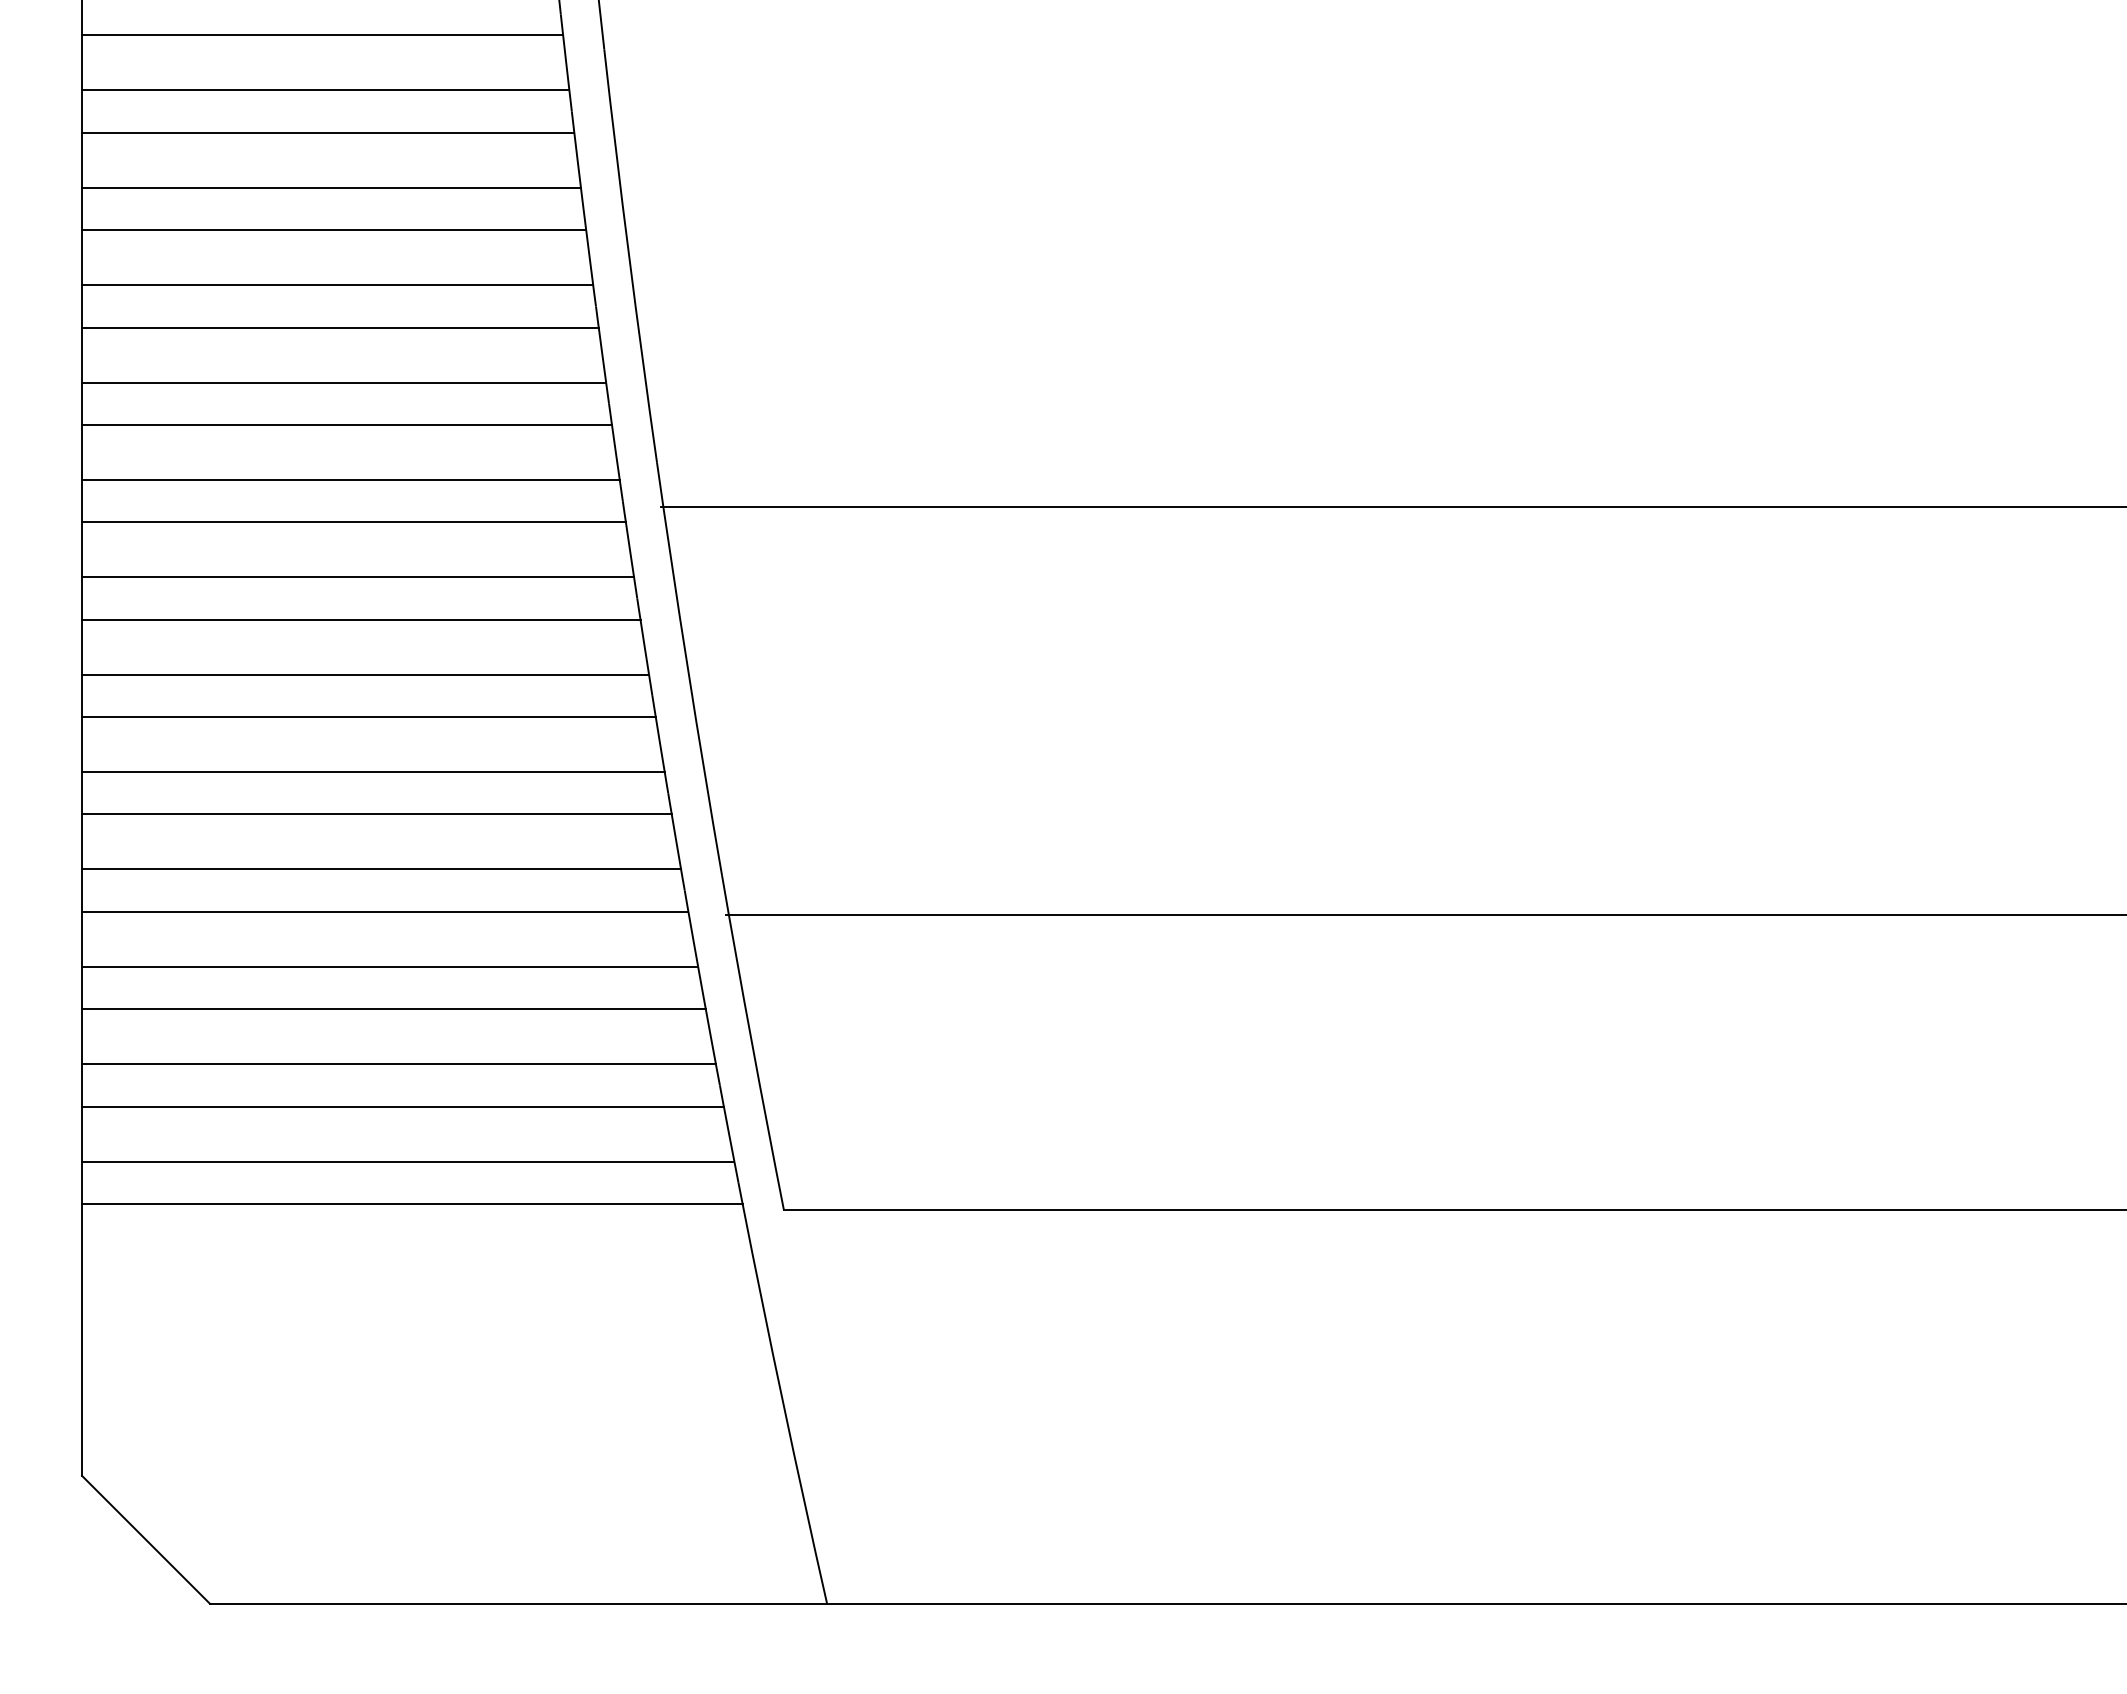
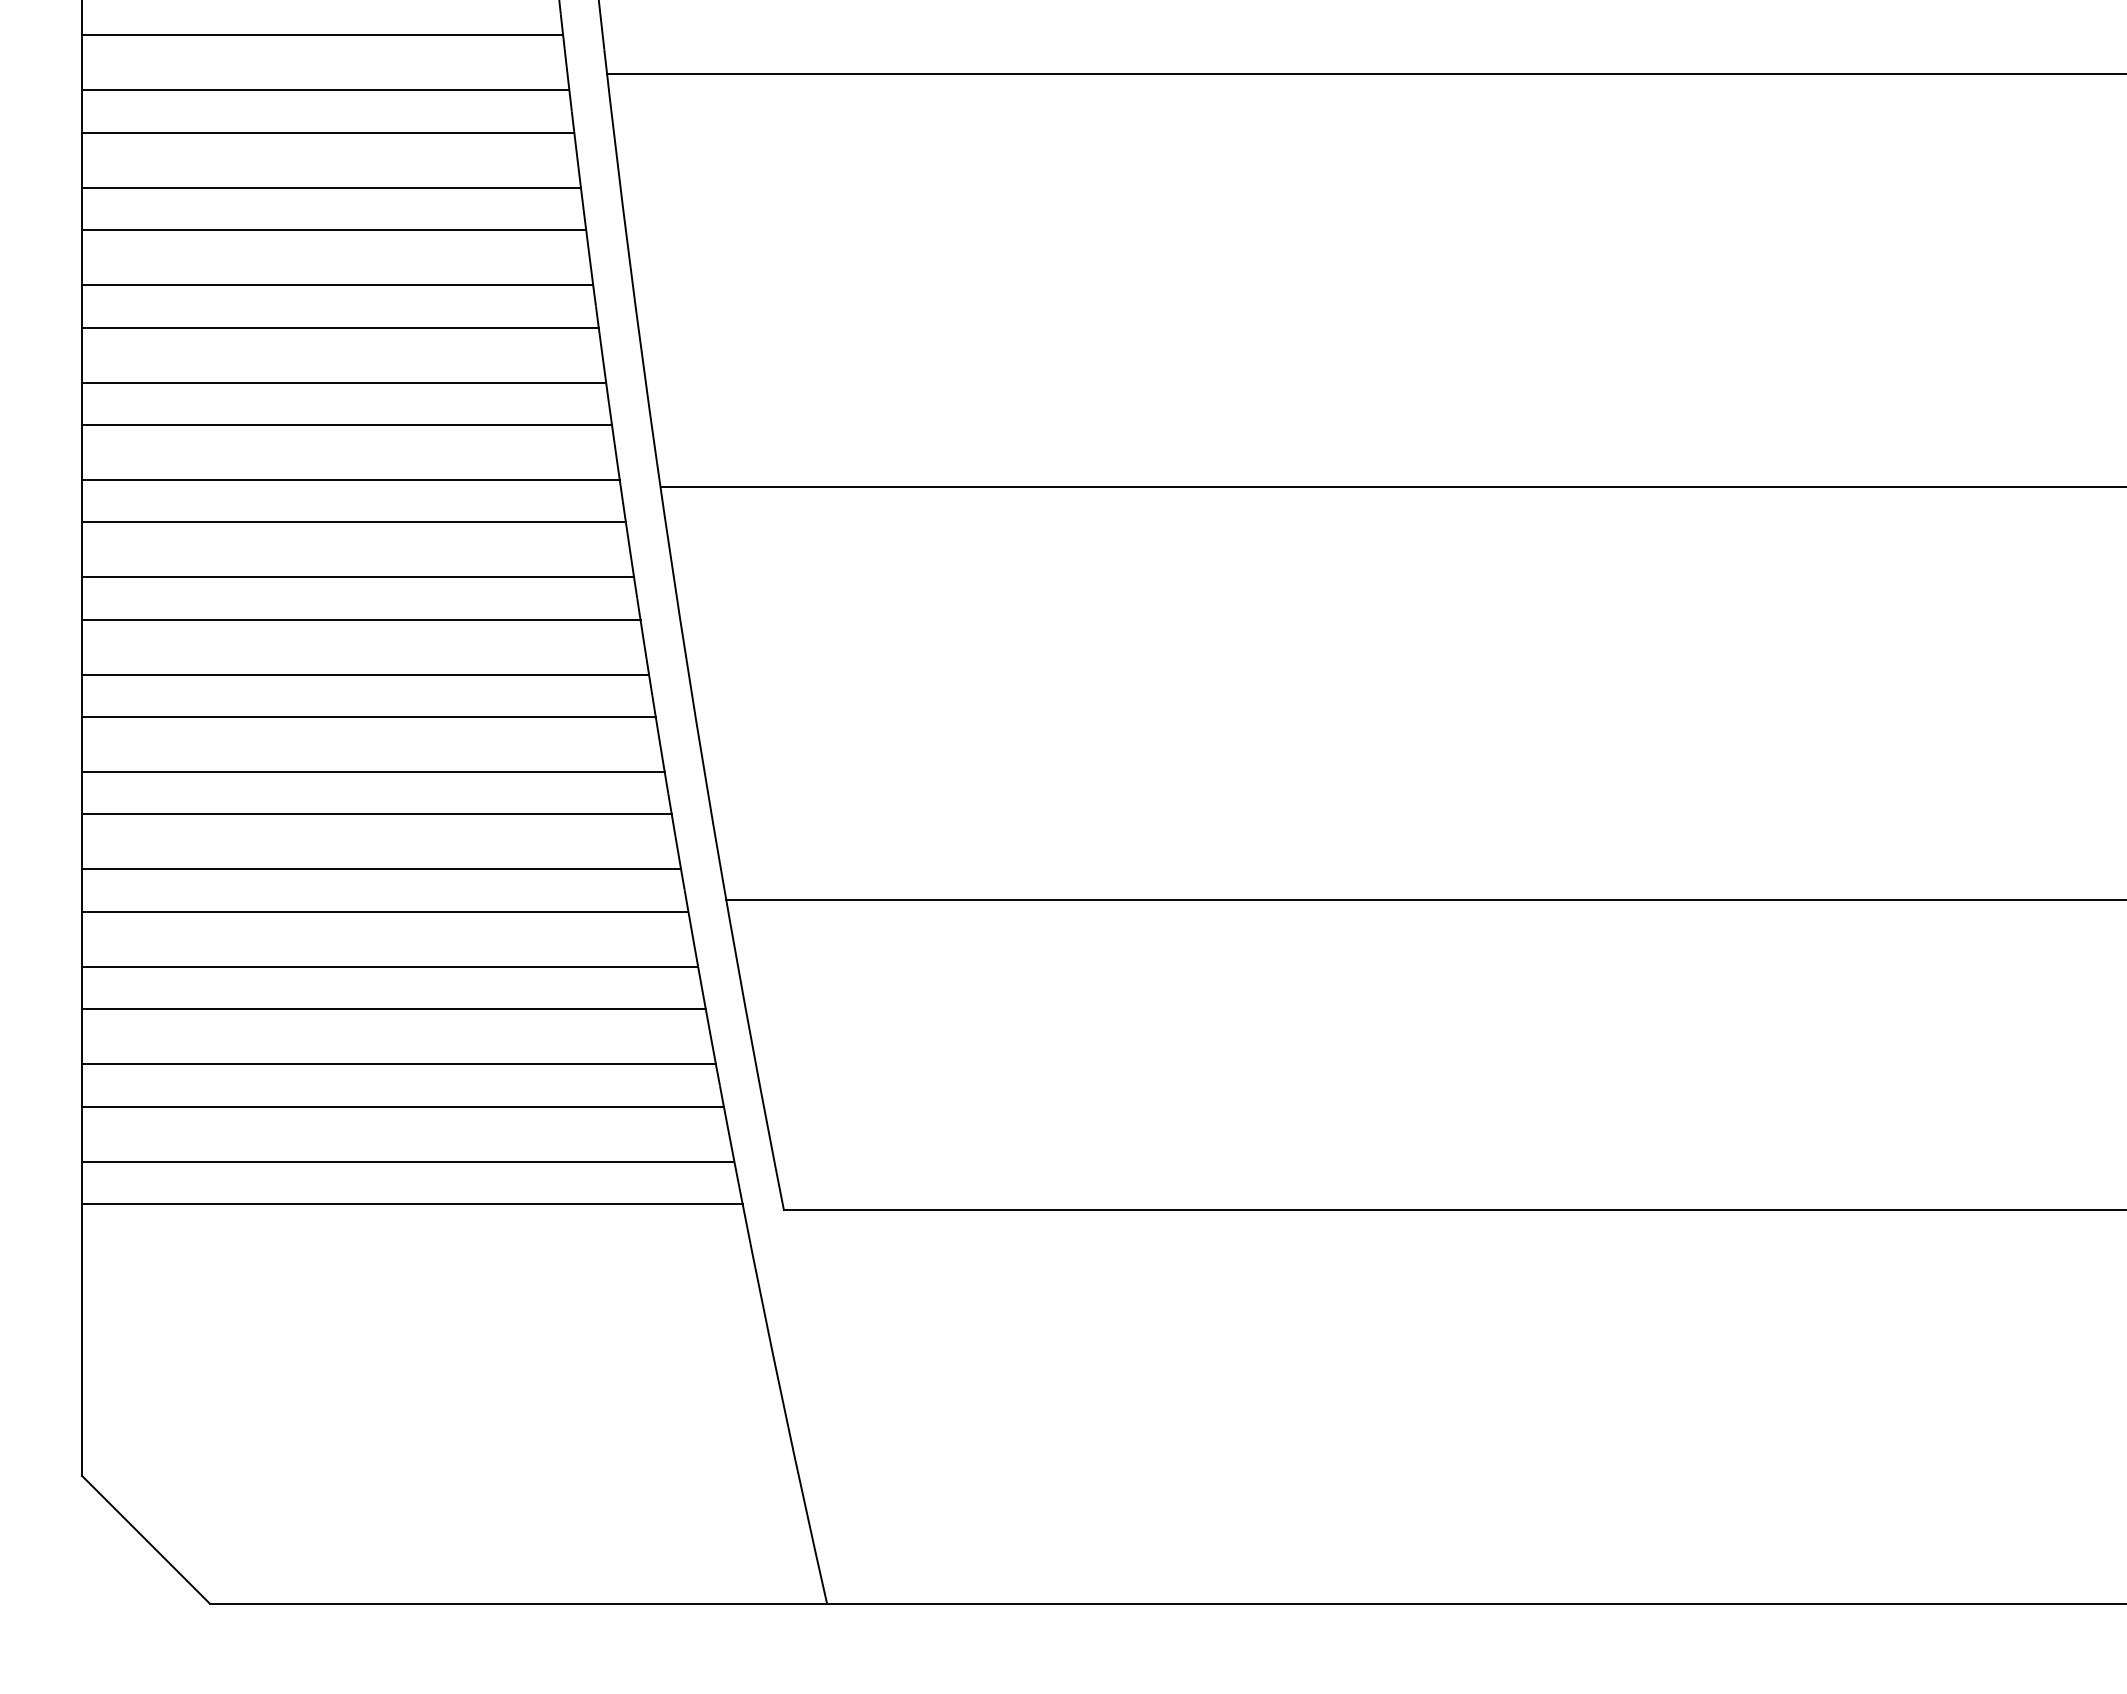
line: none -> present (1365, 74)
line position: (1391, 507) -> (1391, 487) (1391, 487)
line position: (1424, 915) -> (1424, 900) (1424, 900)
